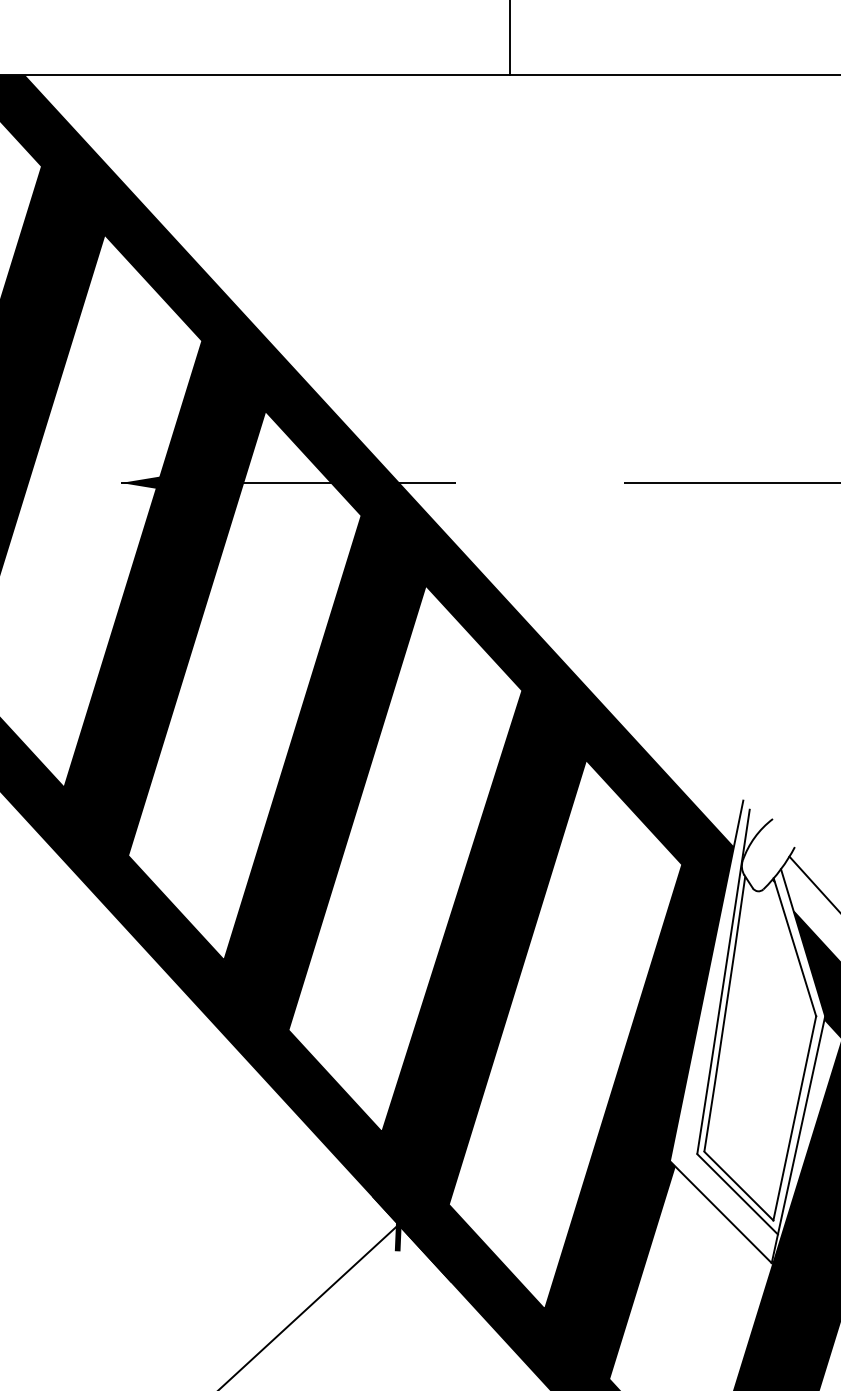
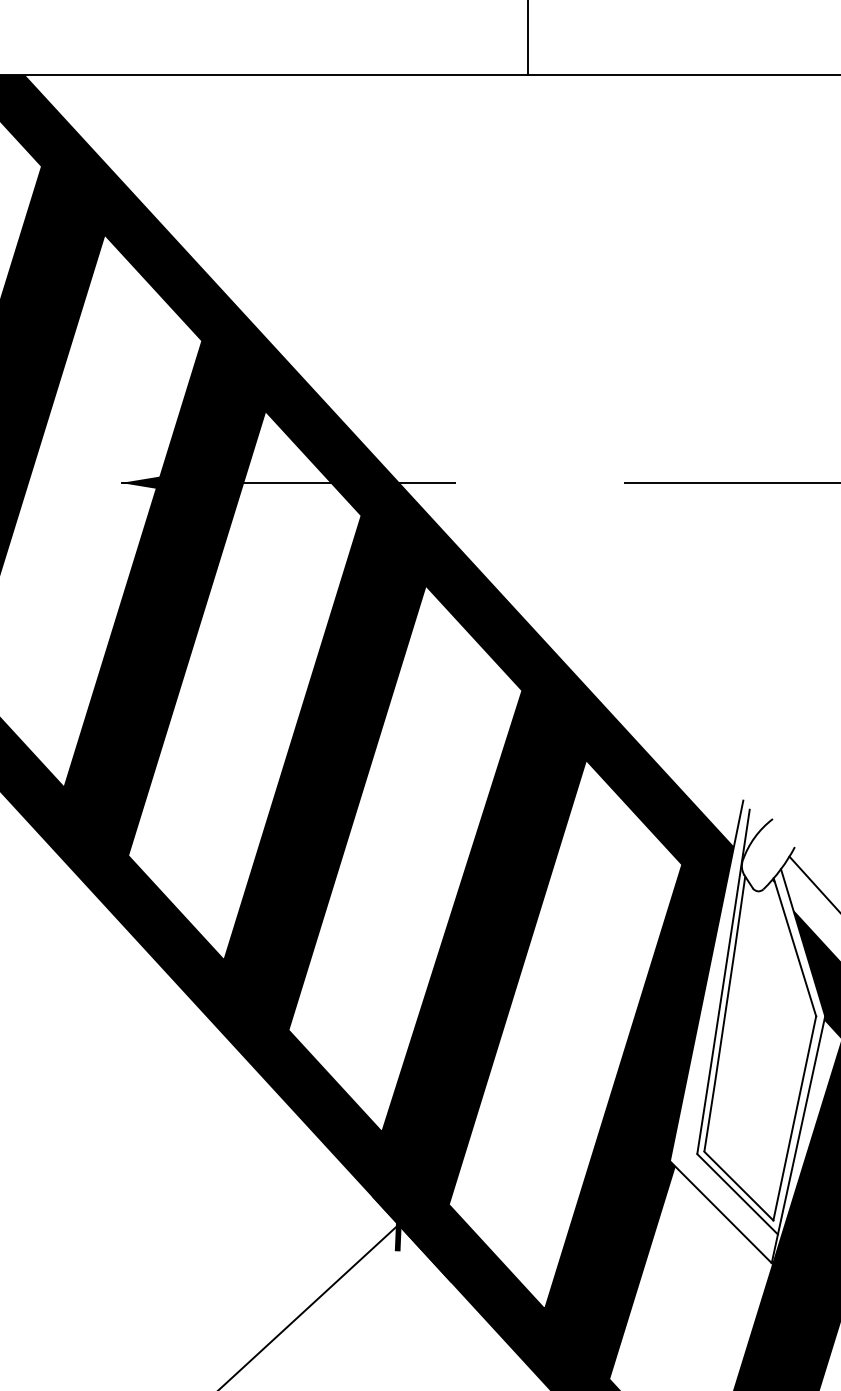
line position: (509, 38) -> (527, 38) (527, 38)
